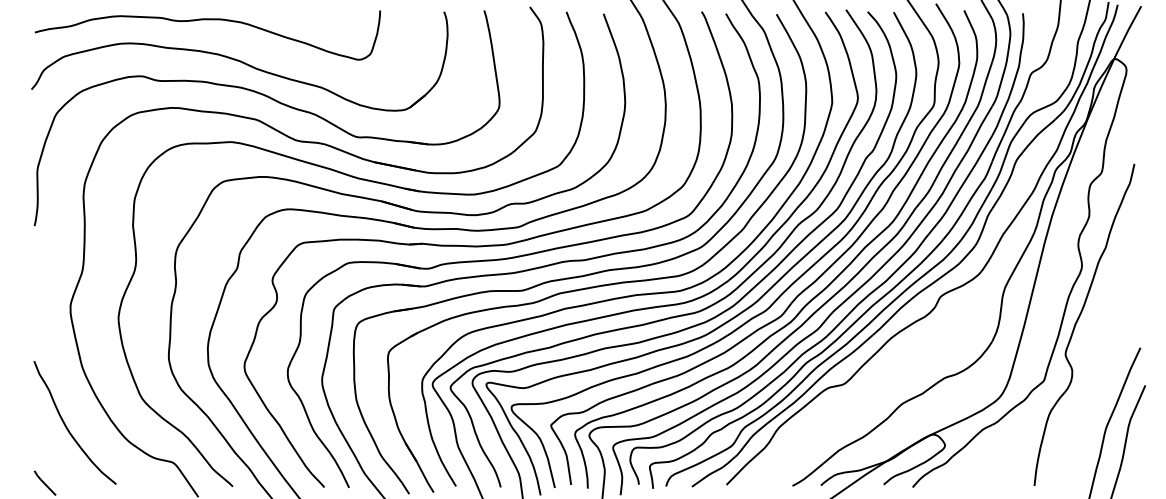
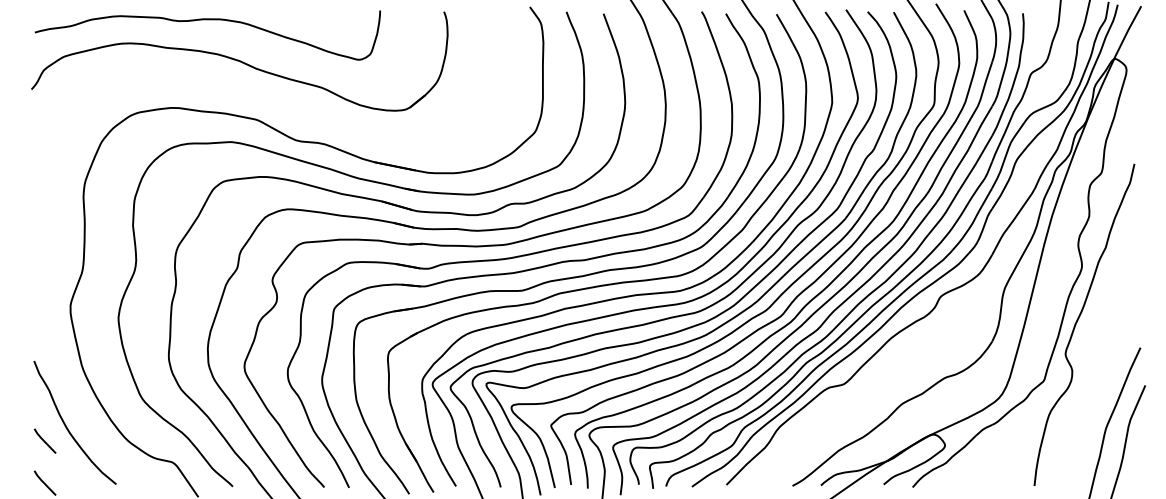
part: present -> none (274, 101)
line: none -> present (44, 440)
